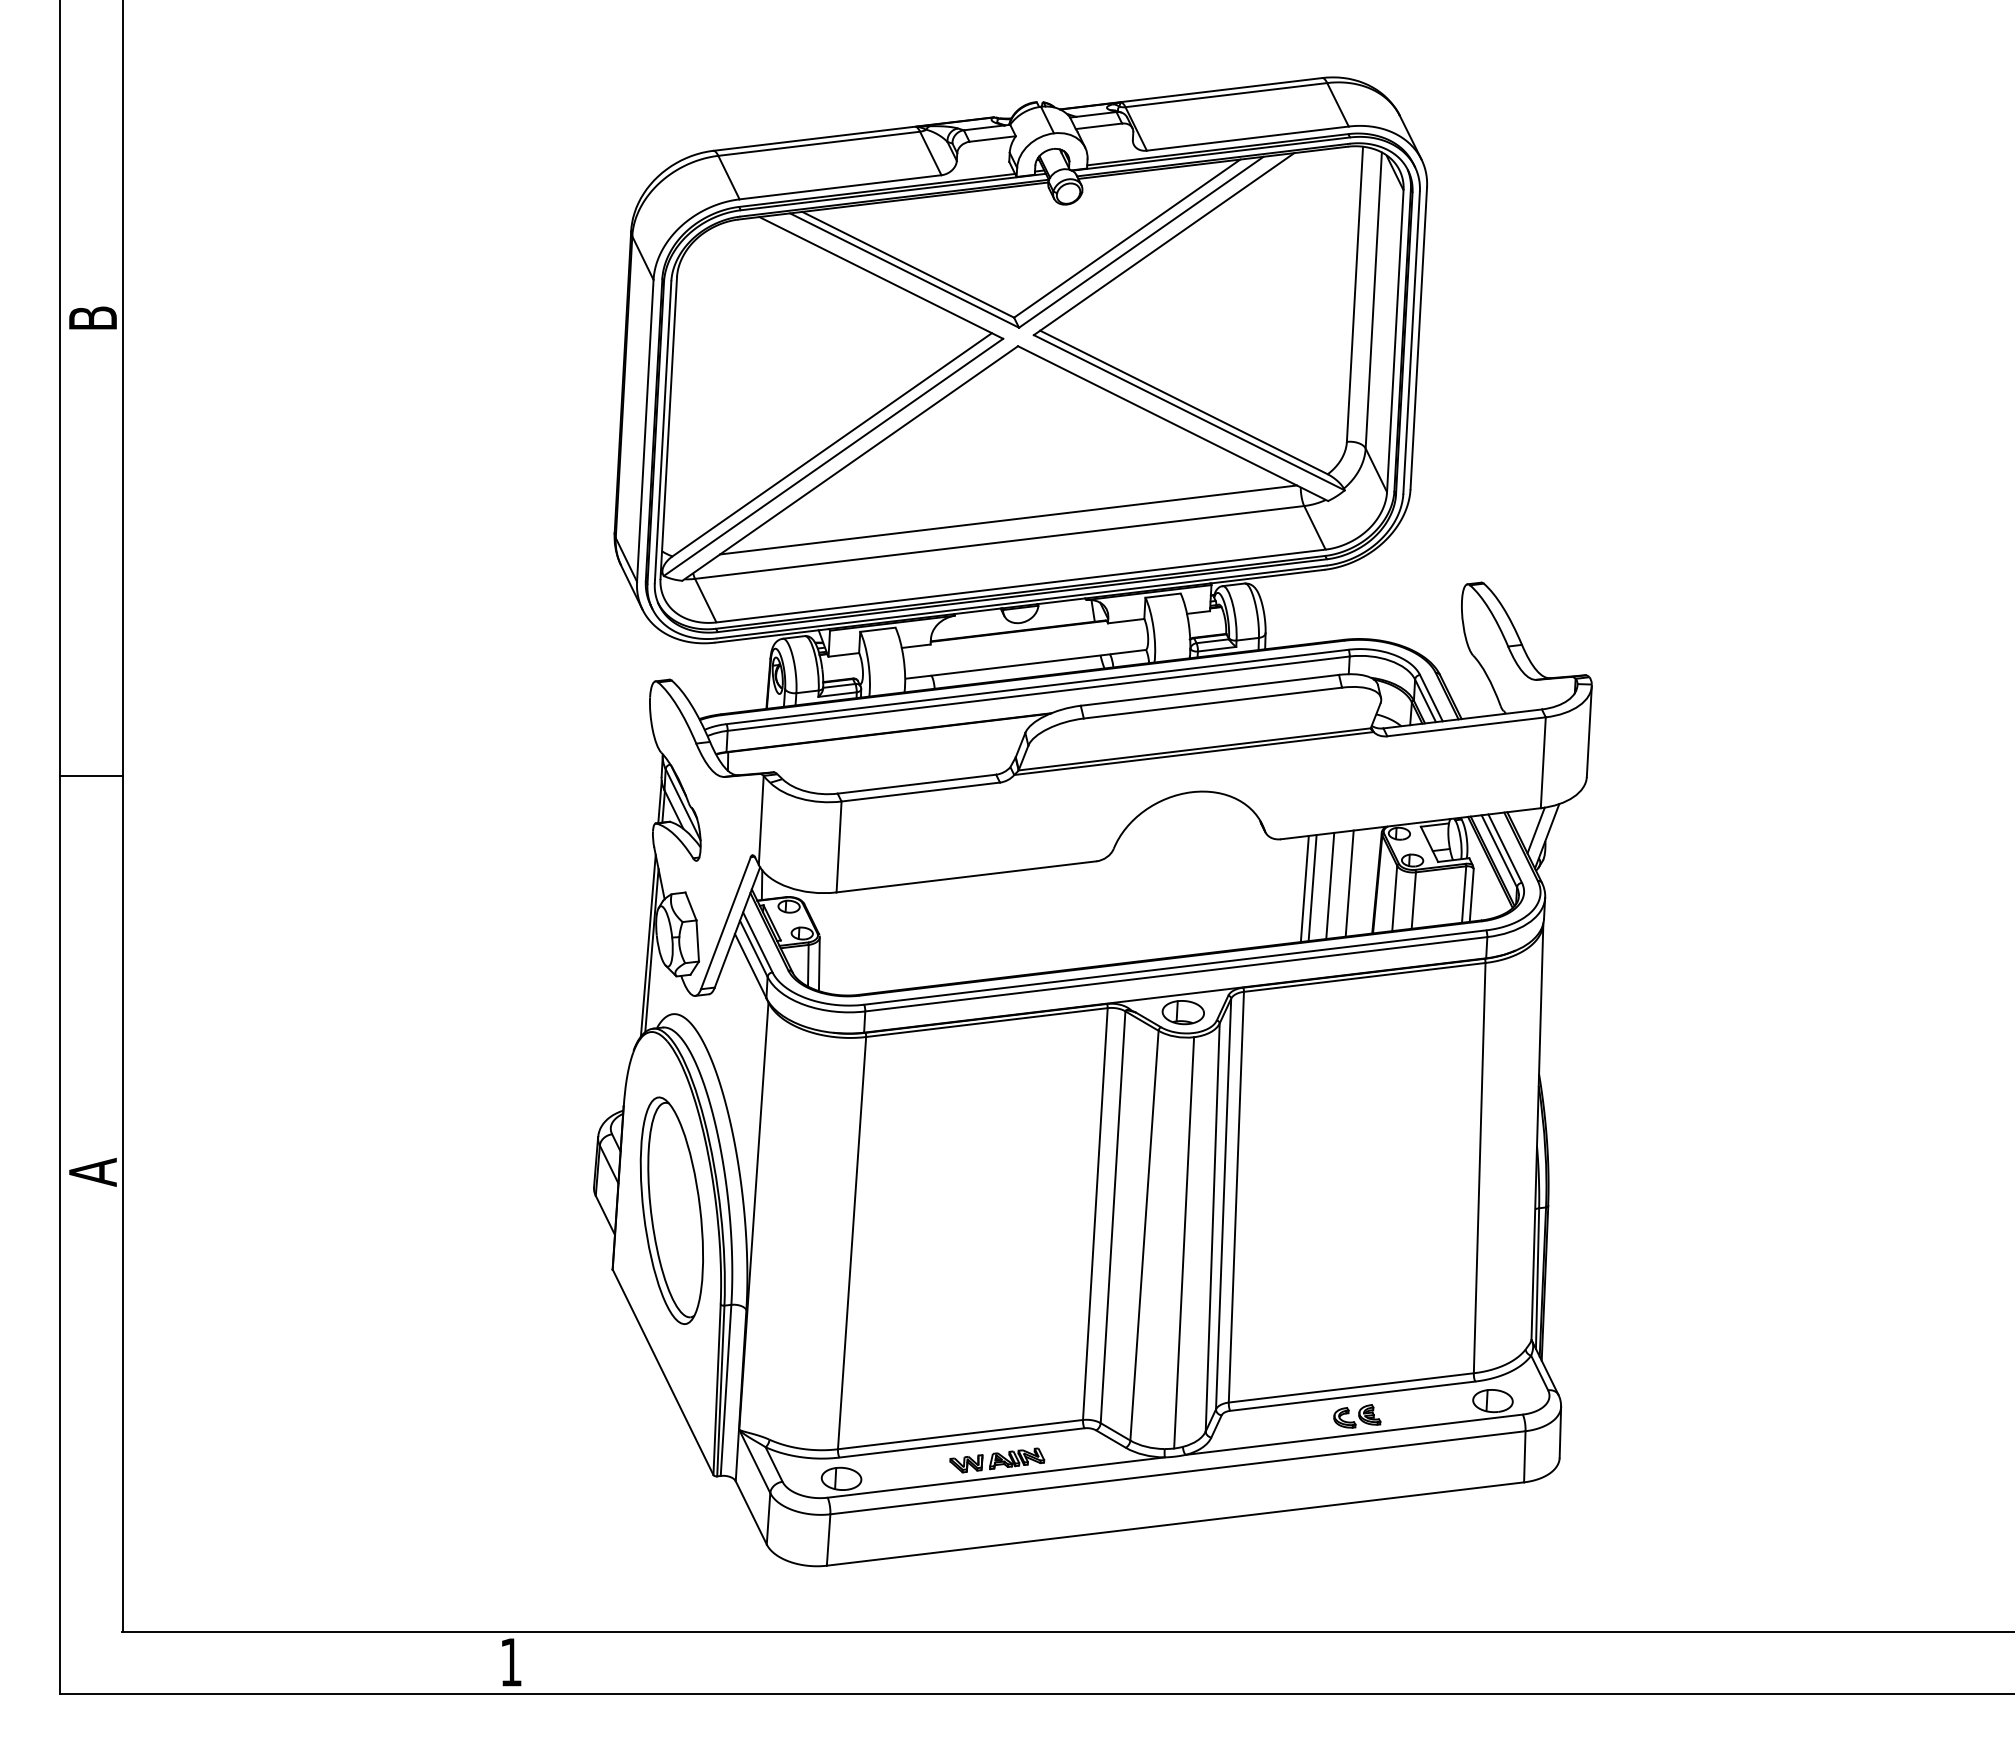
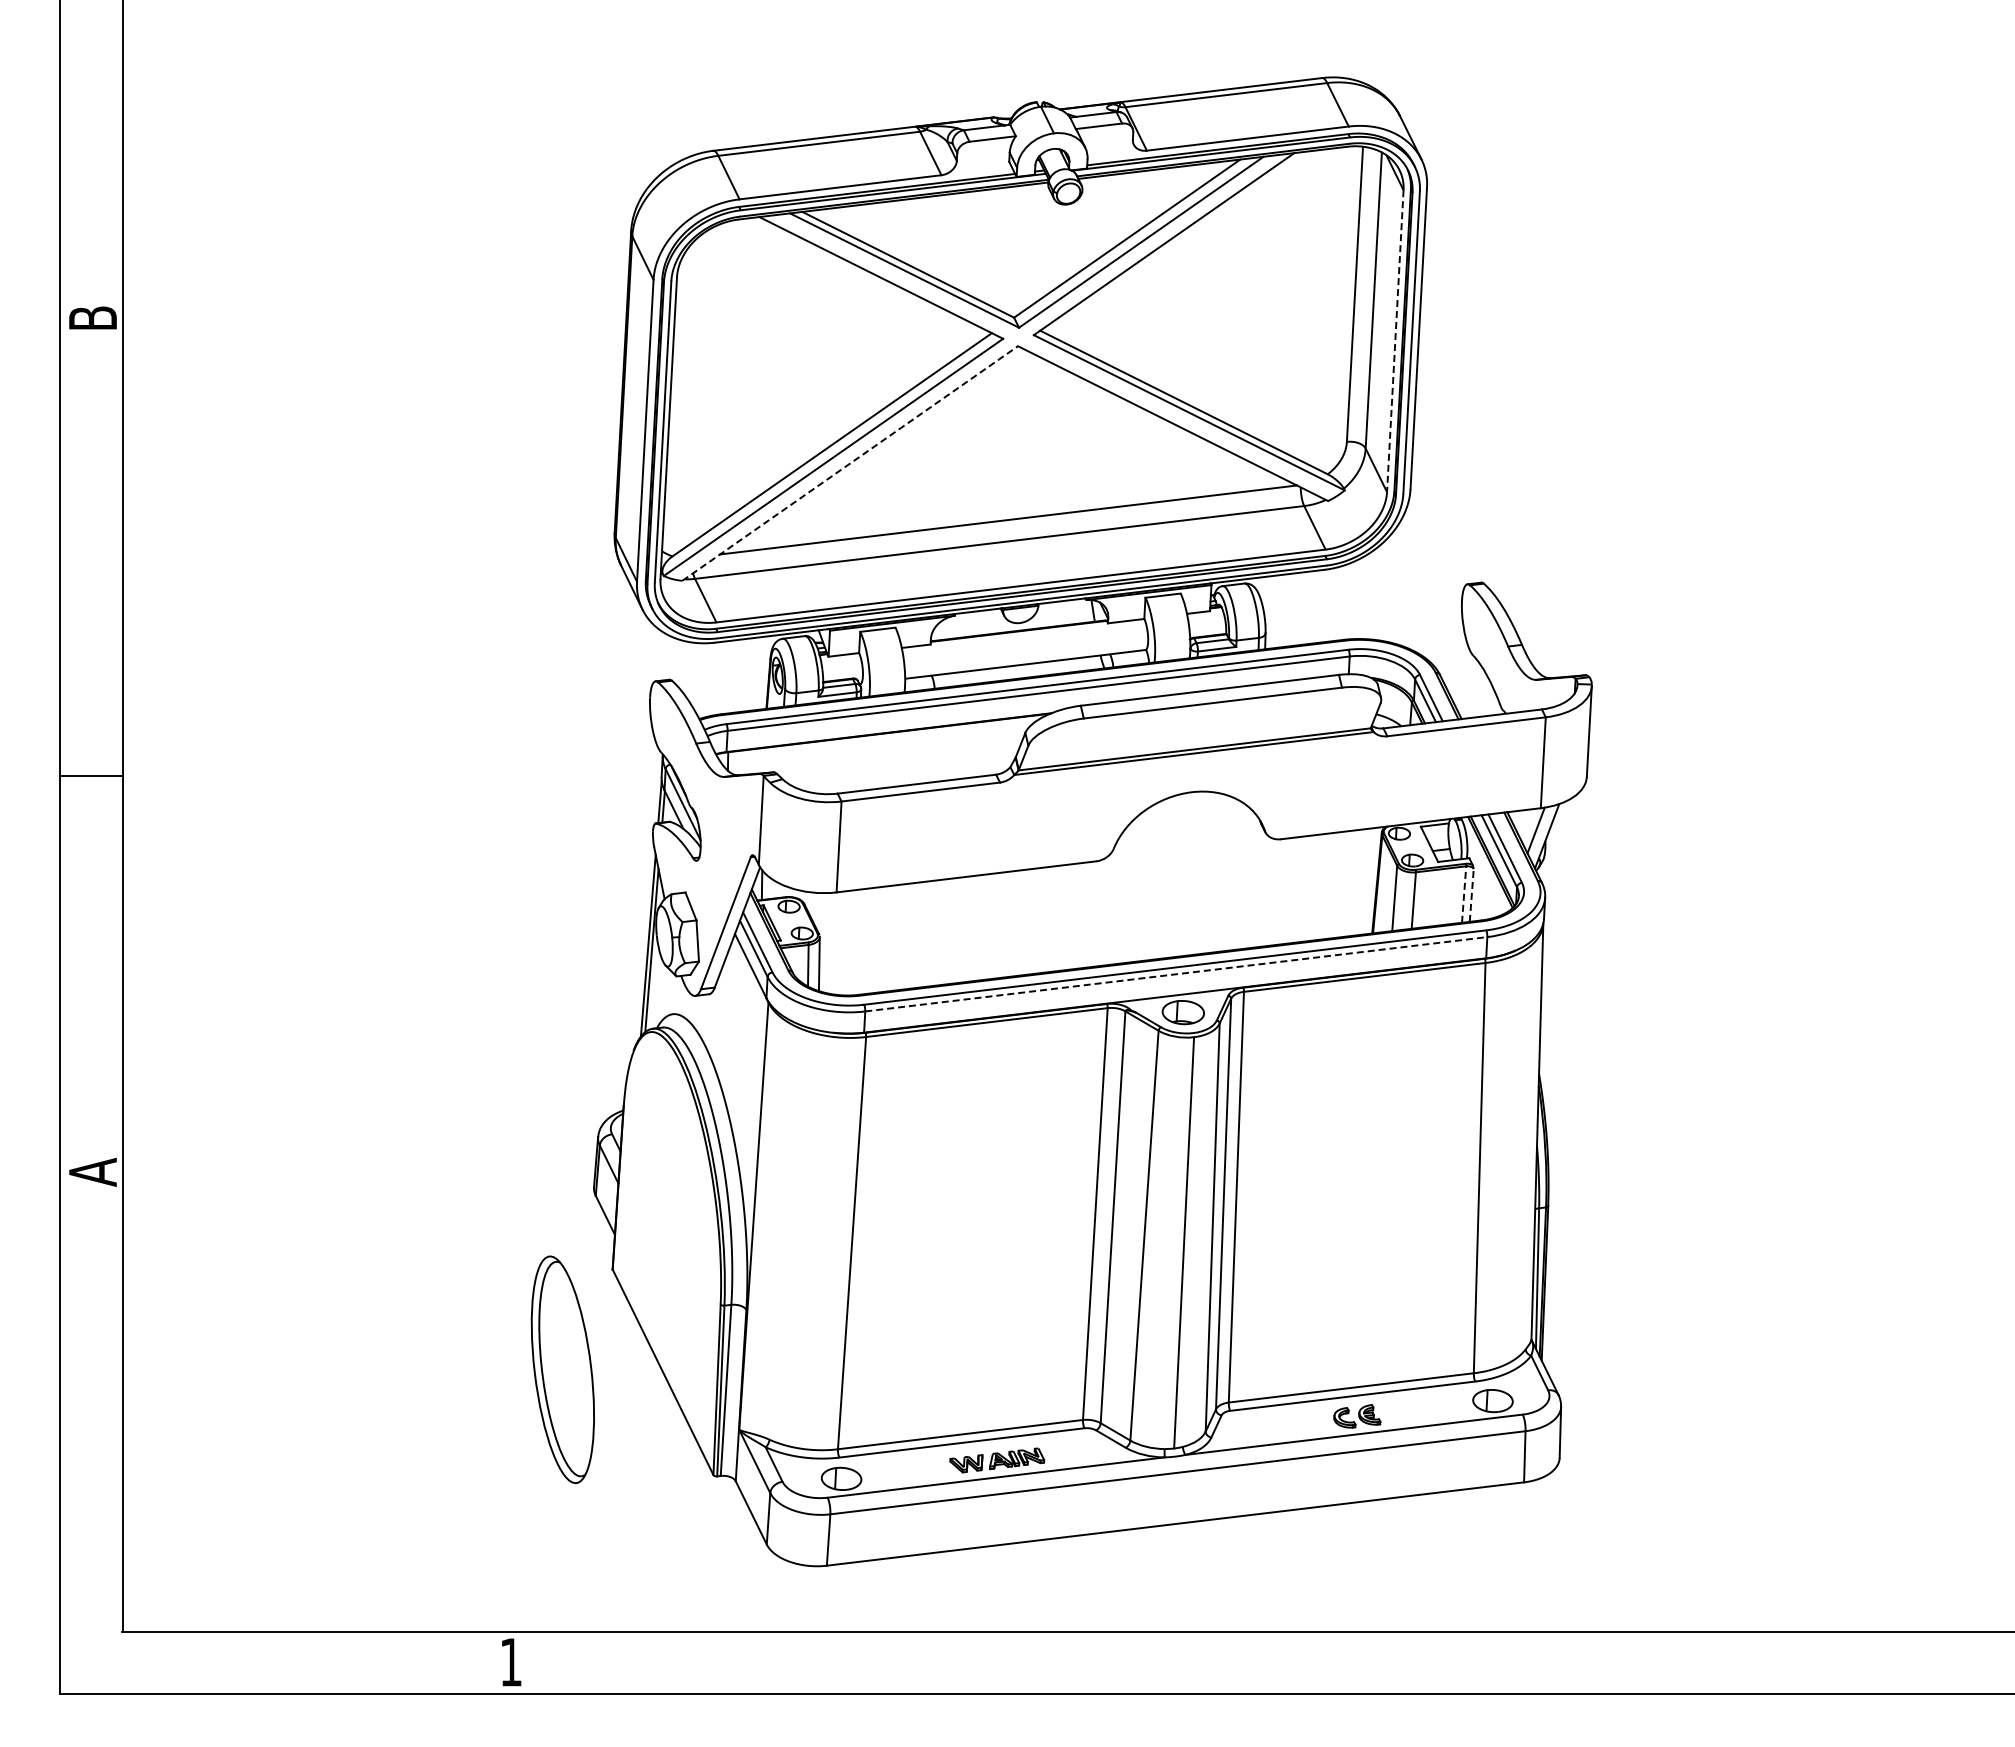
line: solid -> dashed (1395, 341)
line: solid -> dashed (850, 463)
line: present -> none (1349, 883)
line: present -> none (1330, 885)
line: present -> none (1304, 888)
line: present -> none (1312, 888)
line: solid -> dashed (1464, 894)
line: solid -> dashed (1471, 895)
line: solid -> dashed (1176, 974)
part position: (671, 1210) -> (562, 1369) (562, 1369)
